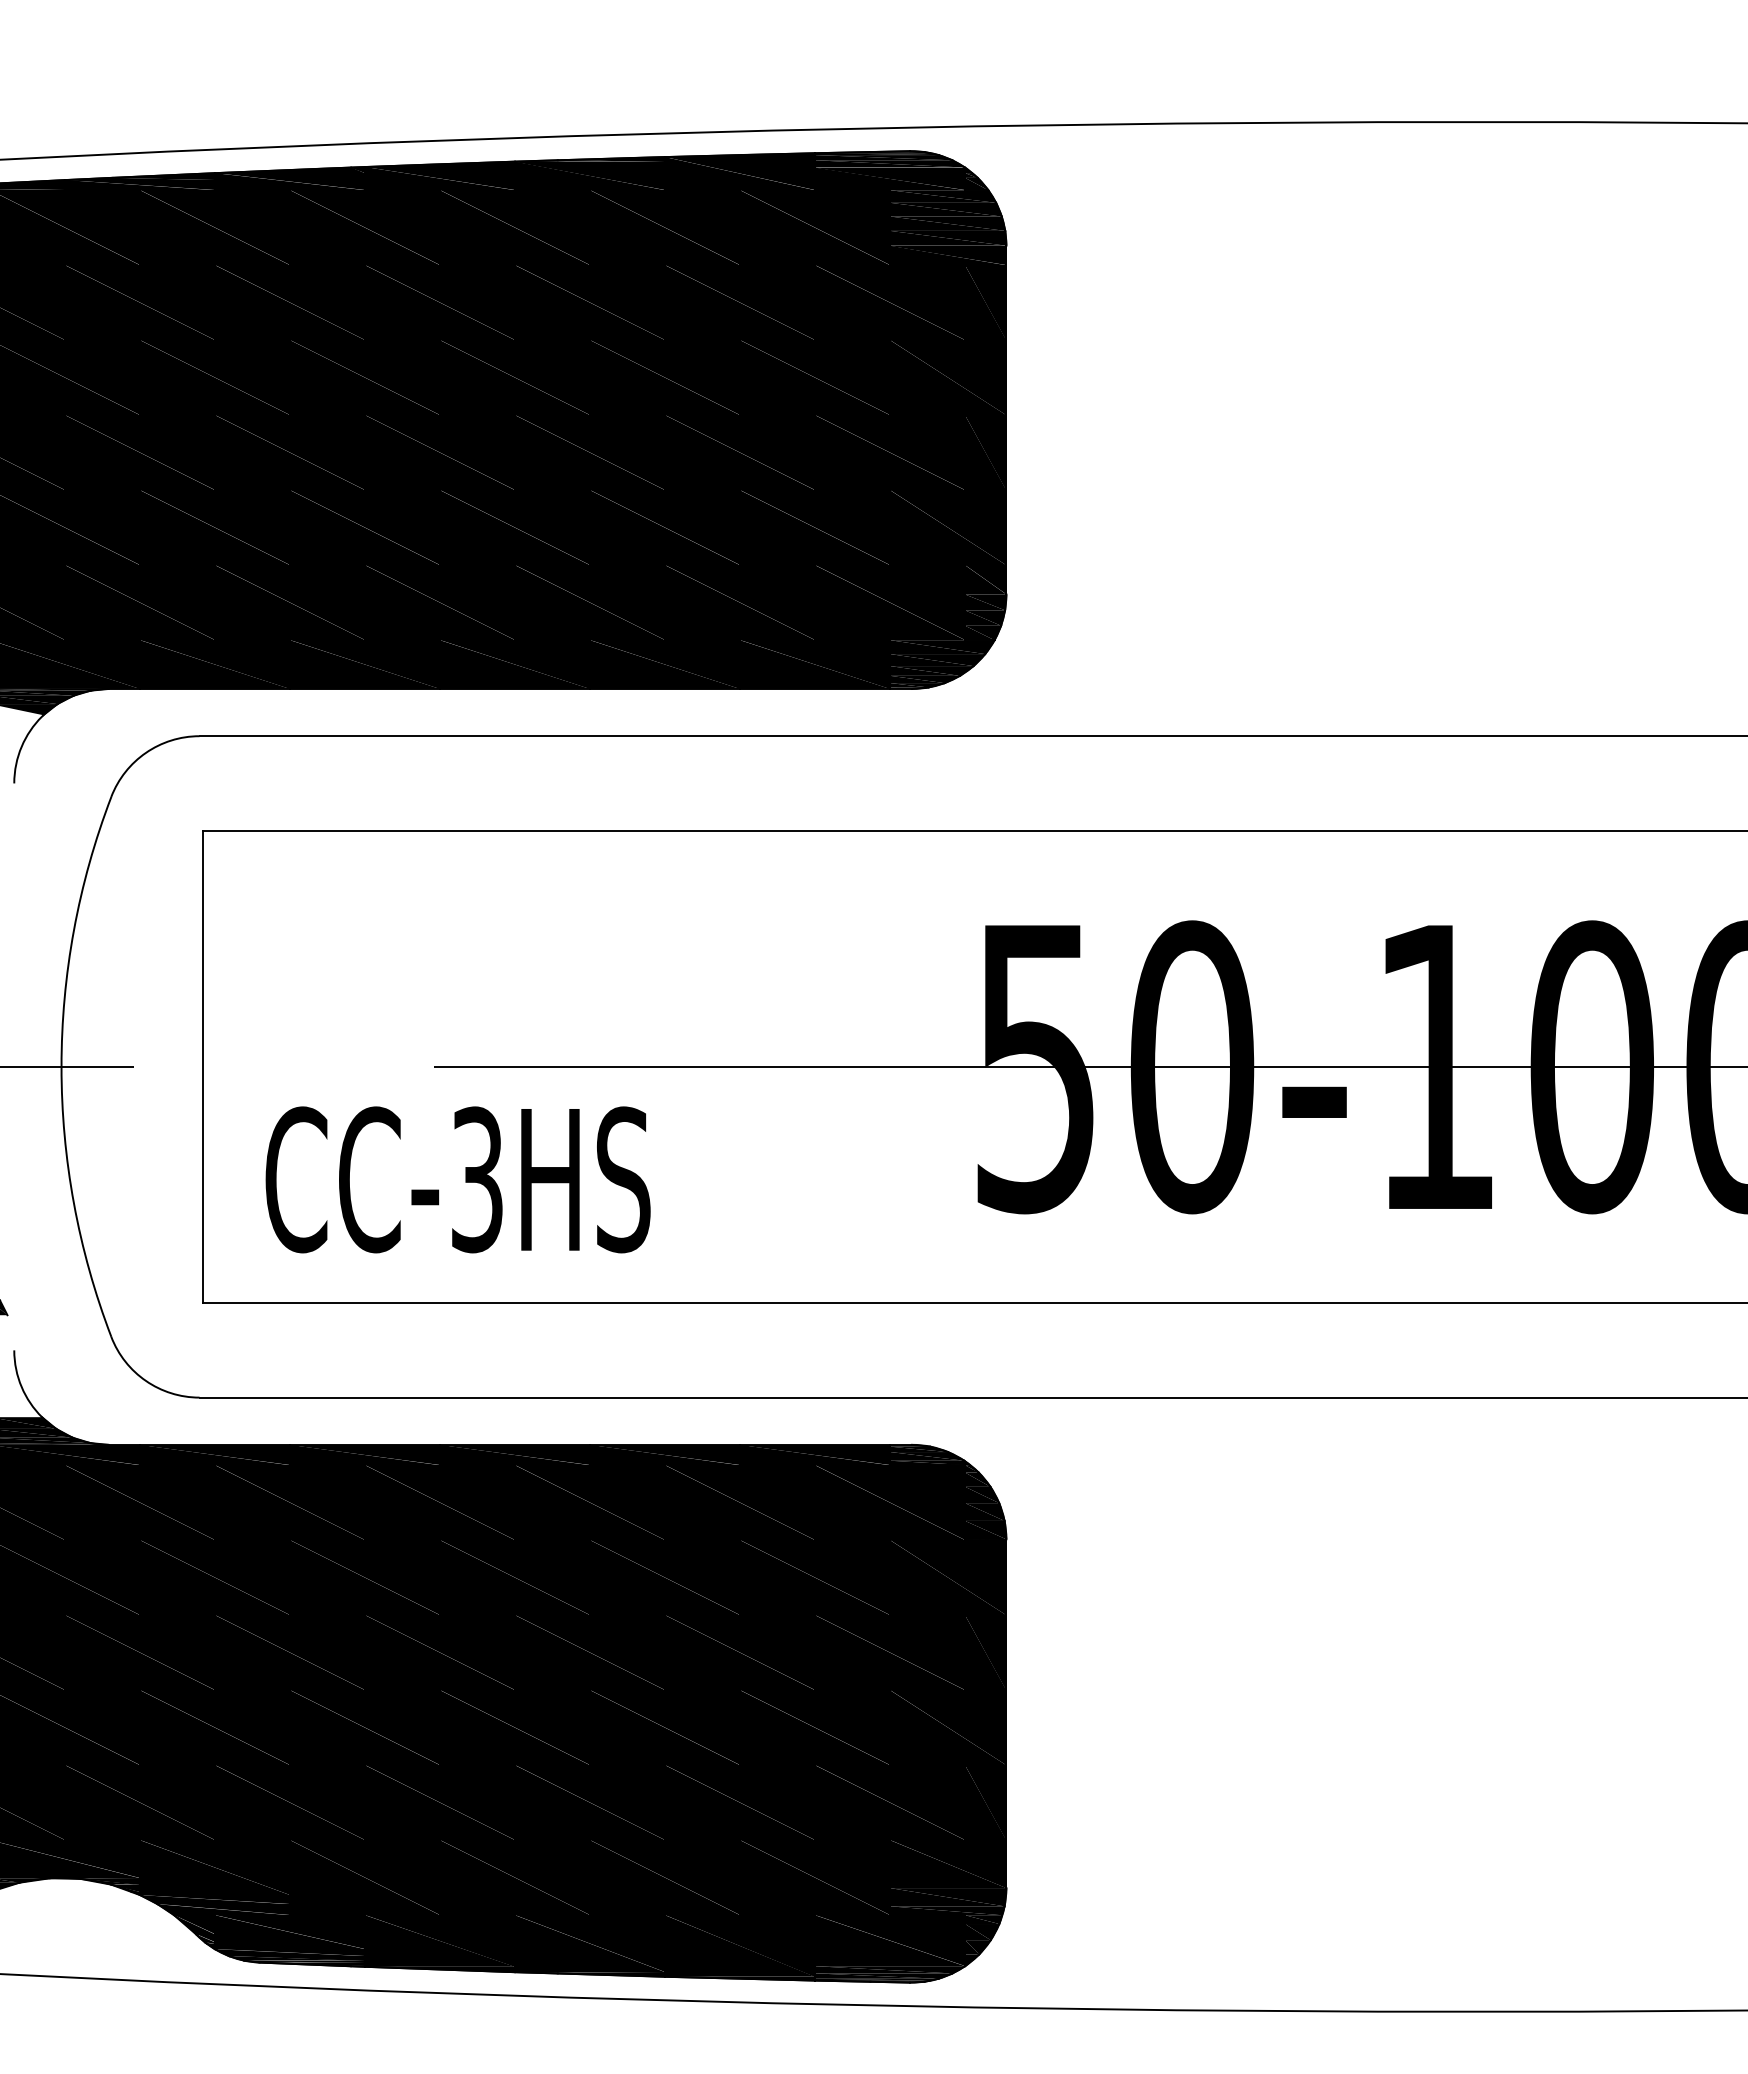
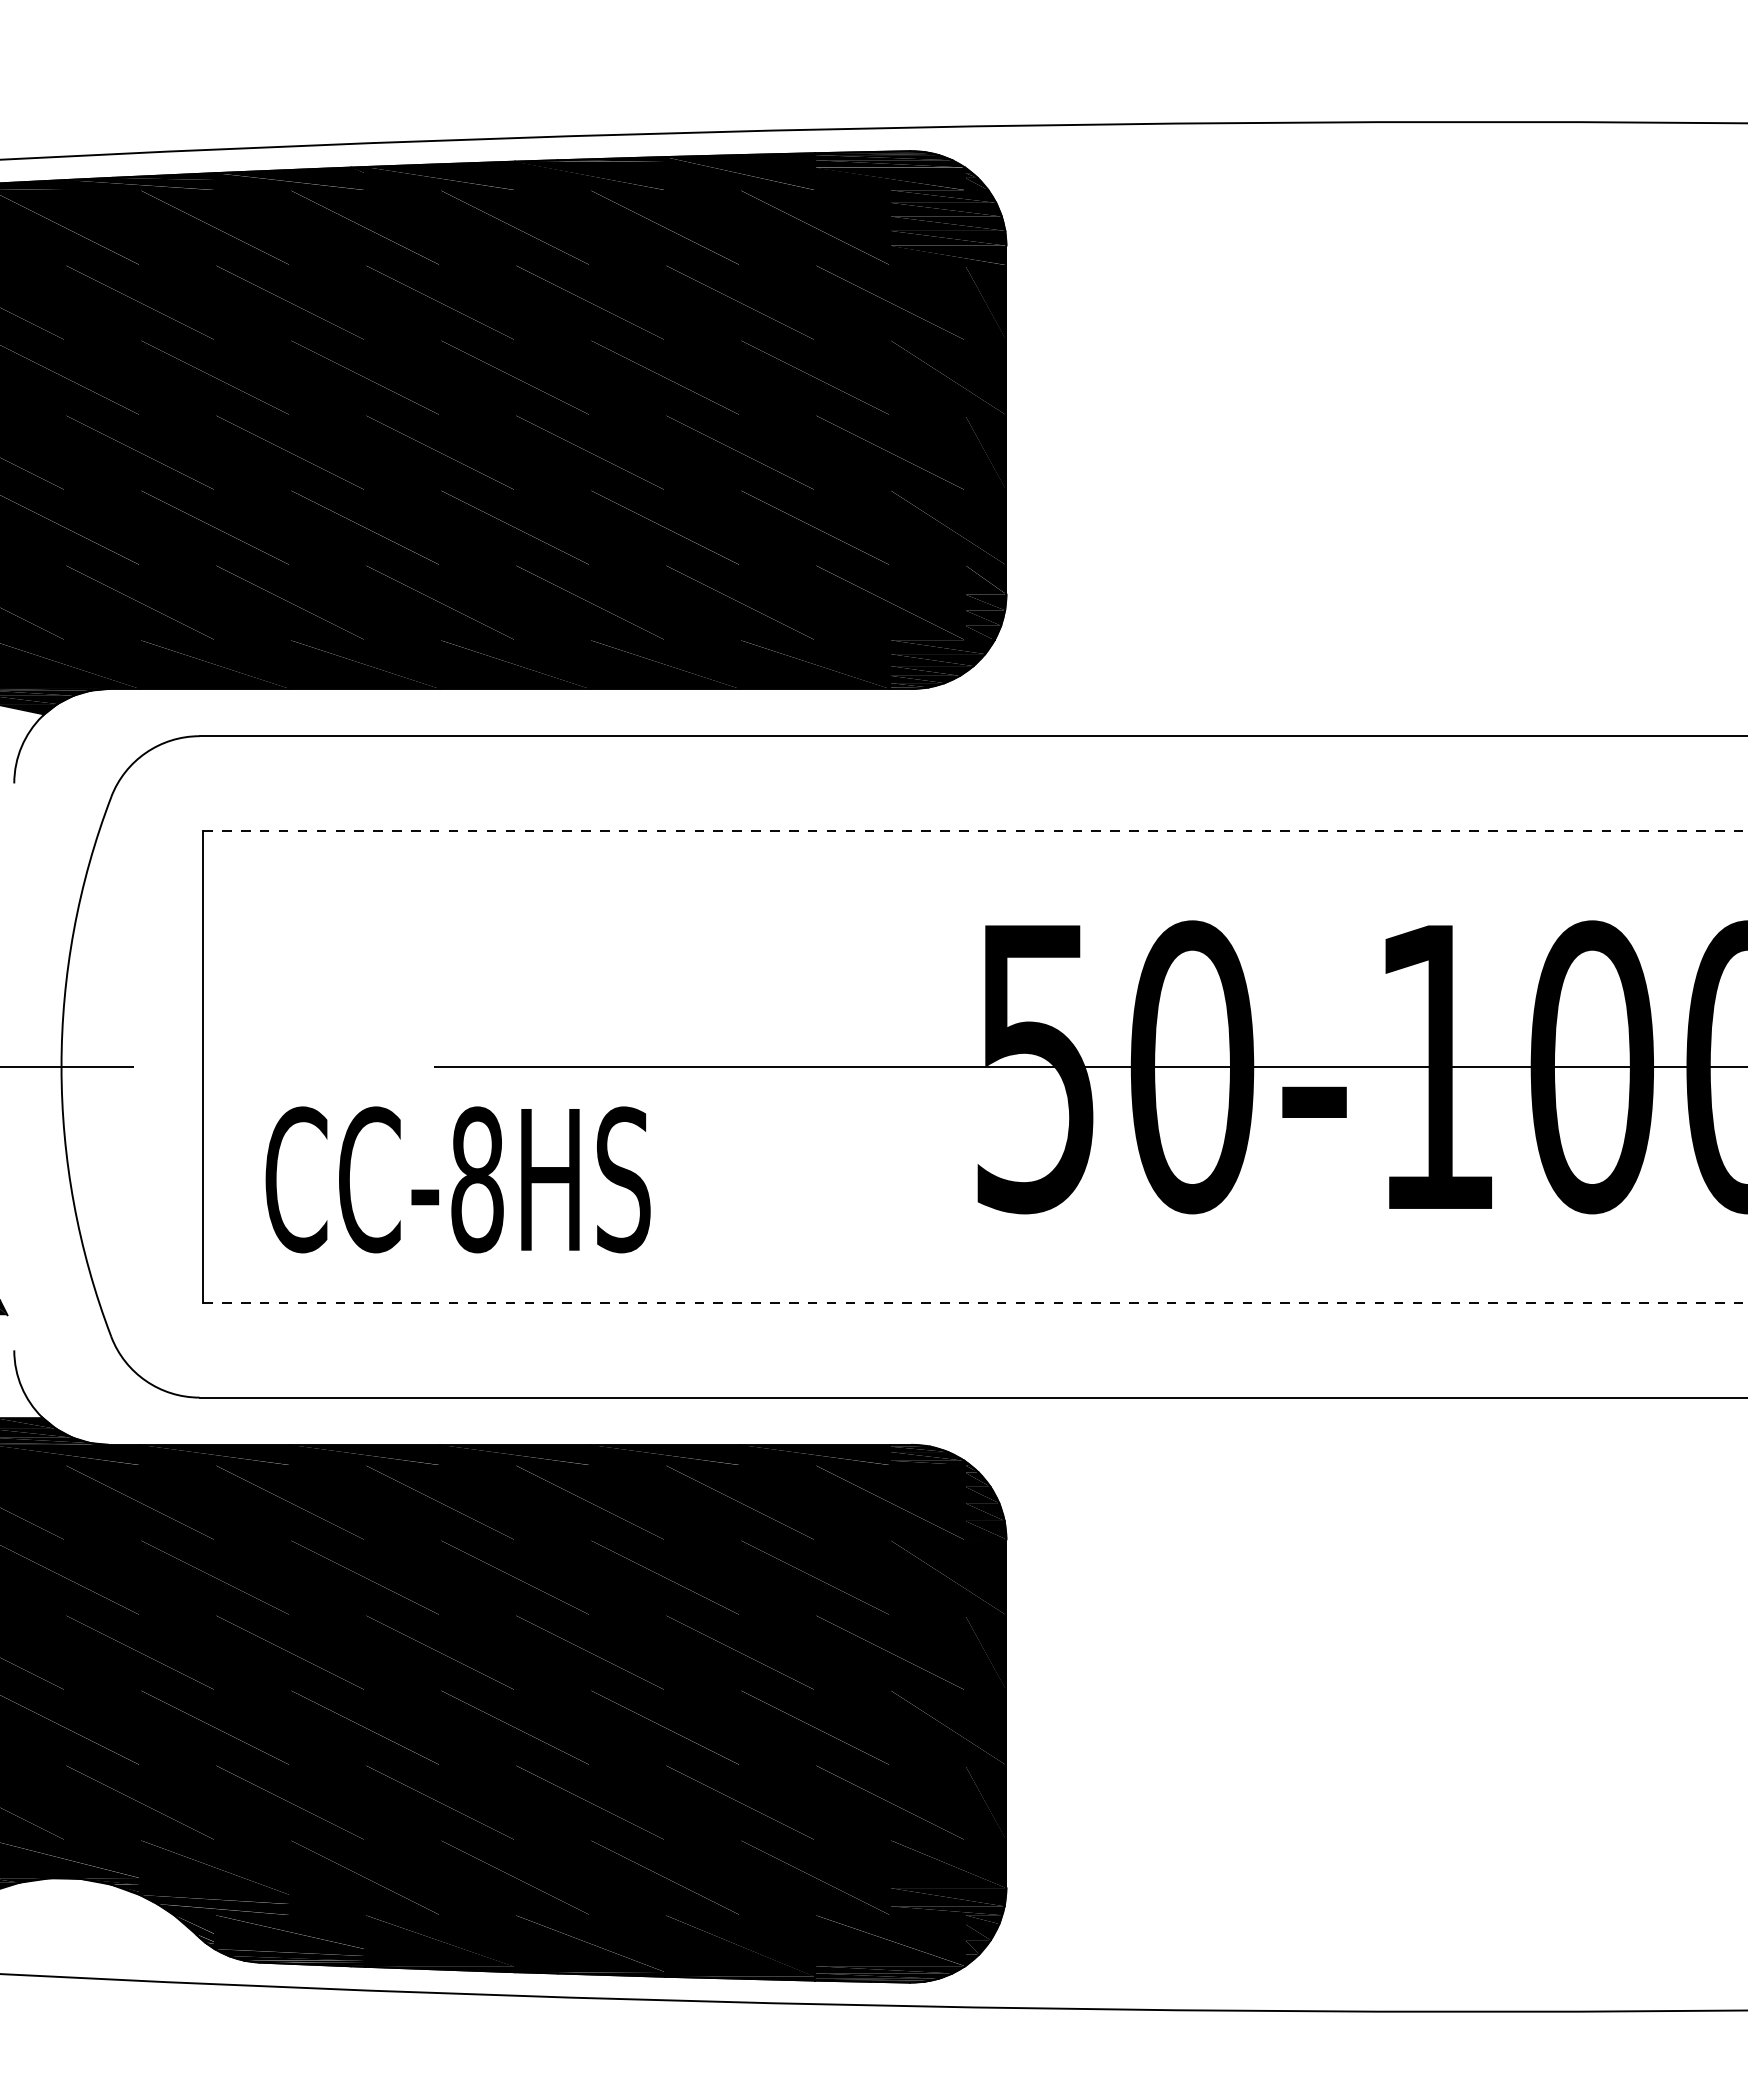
line: solid -> dashed (976, 830)
text: CC-3HS -> CC-8HS (477, 1179)
line: solid -> dashed (976, 1303)
